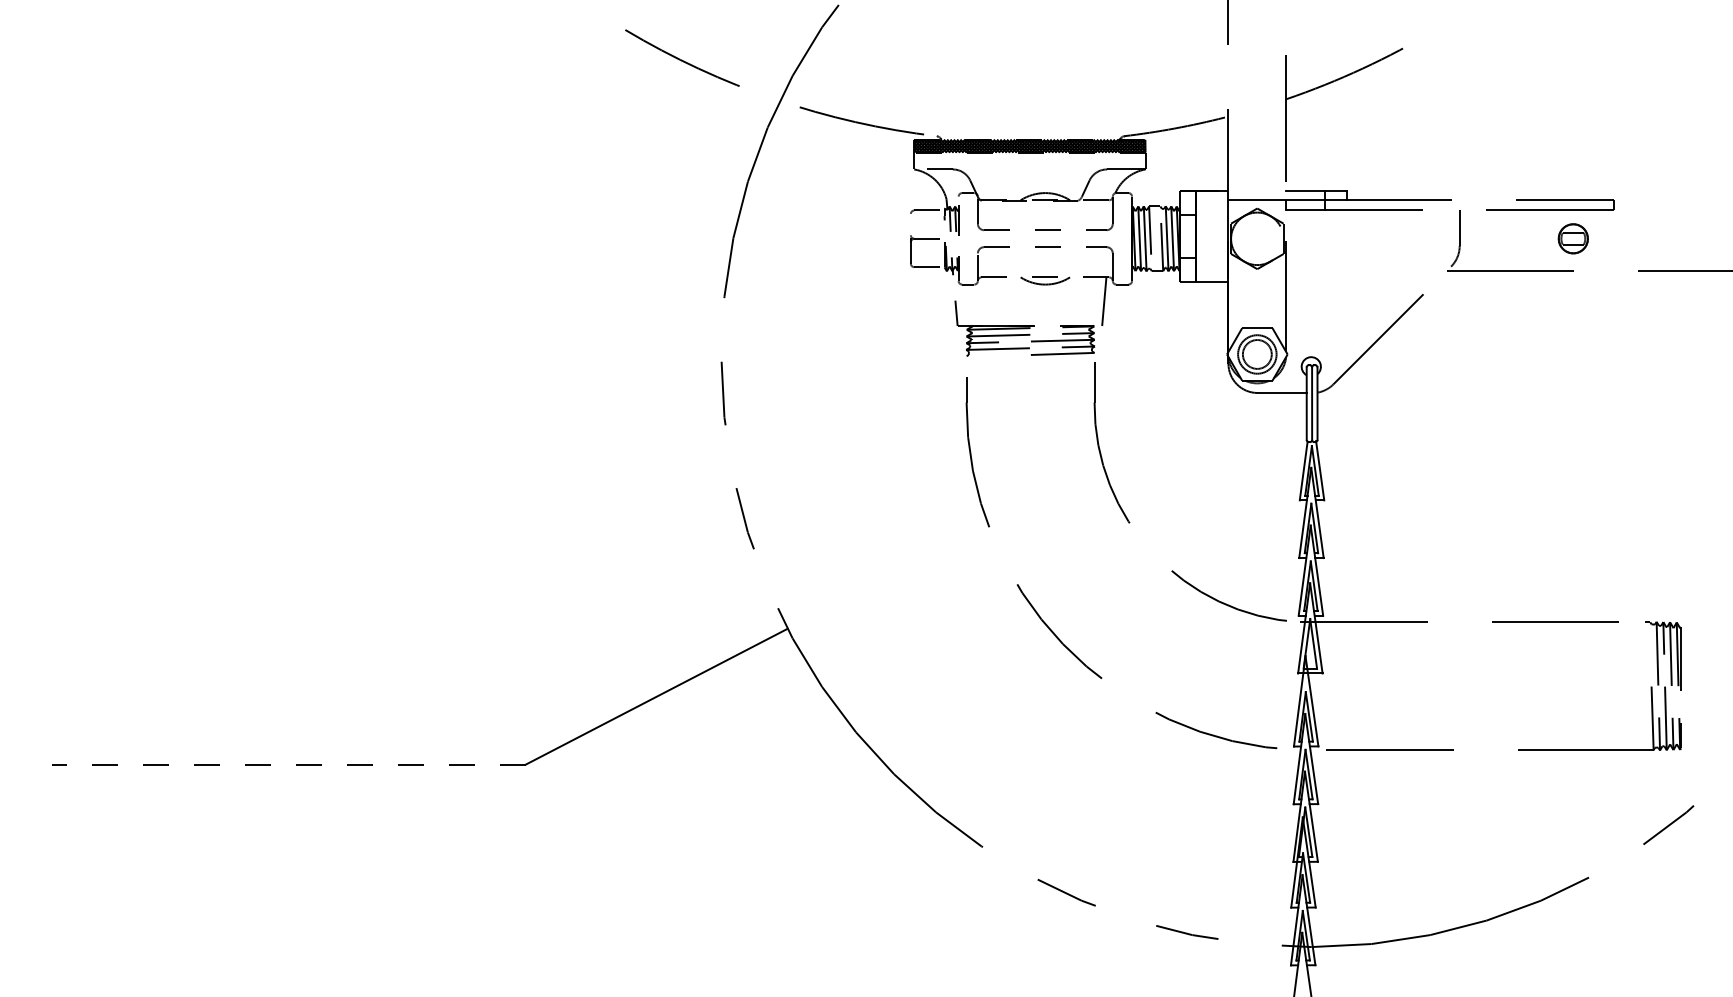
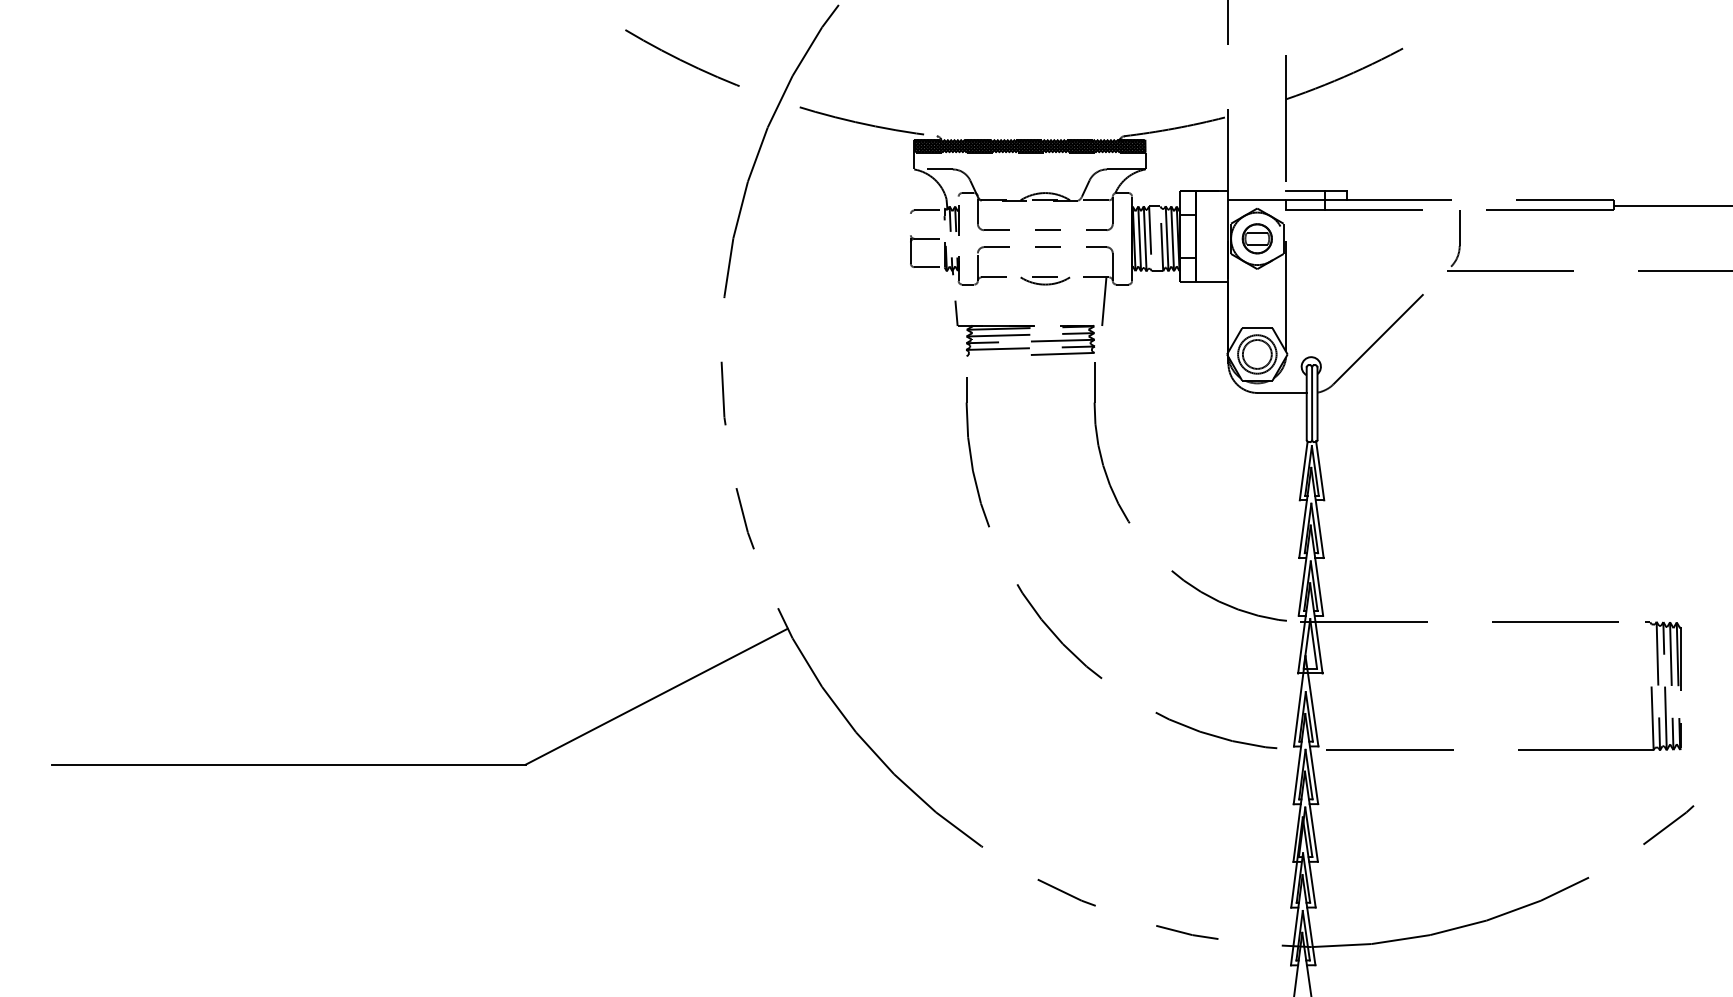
line: none -> present (1671, 206)
part position: (1572, 238) -> (1256, 238) (1256, 238)
line: dashed -> solid (288, 764)
